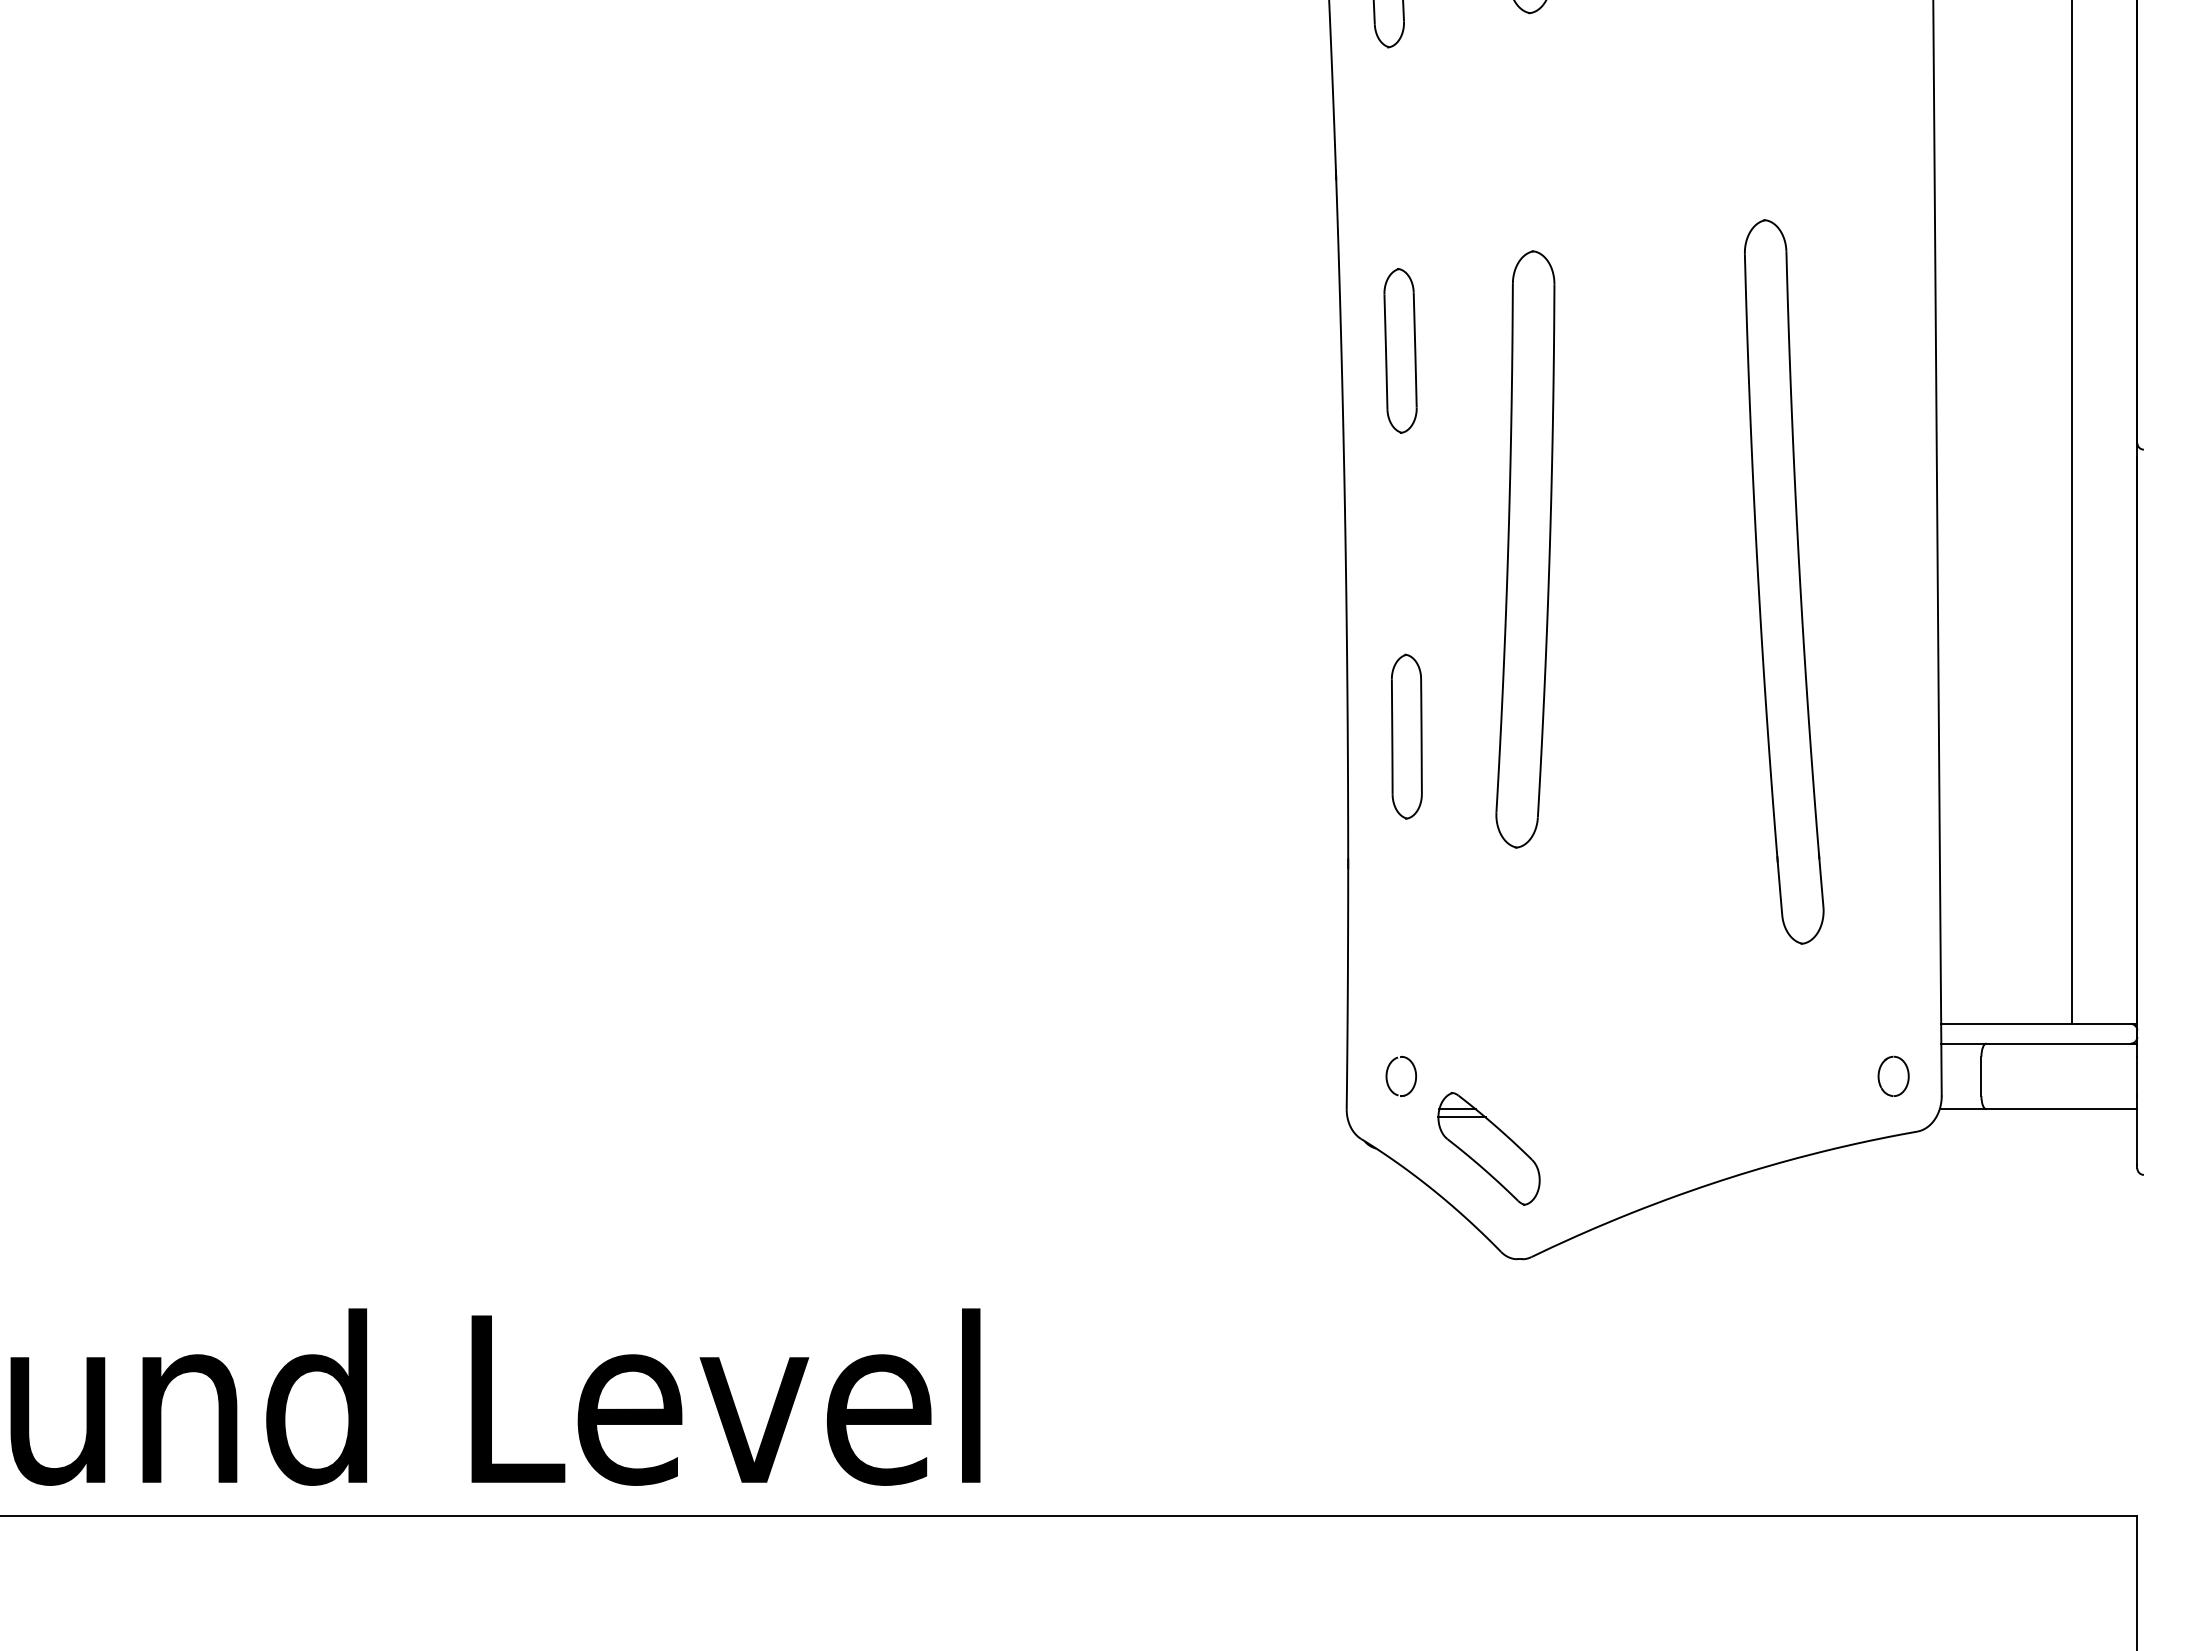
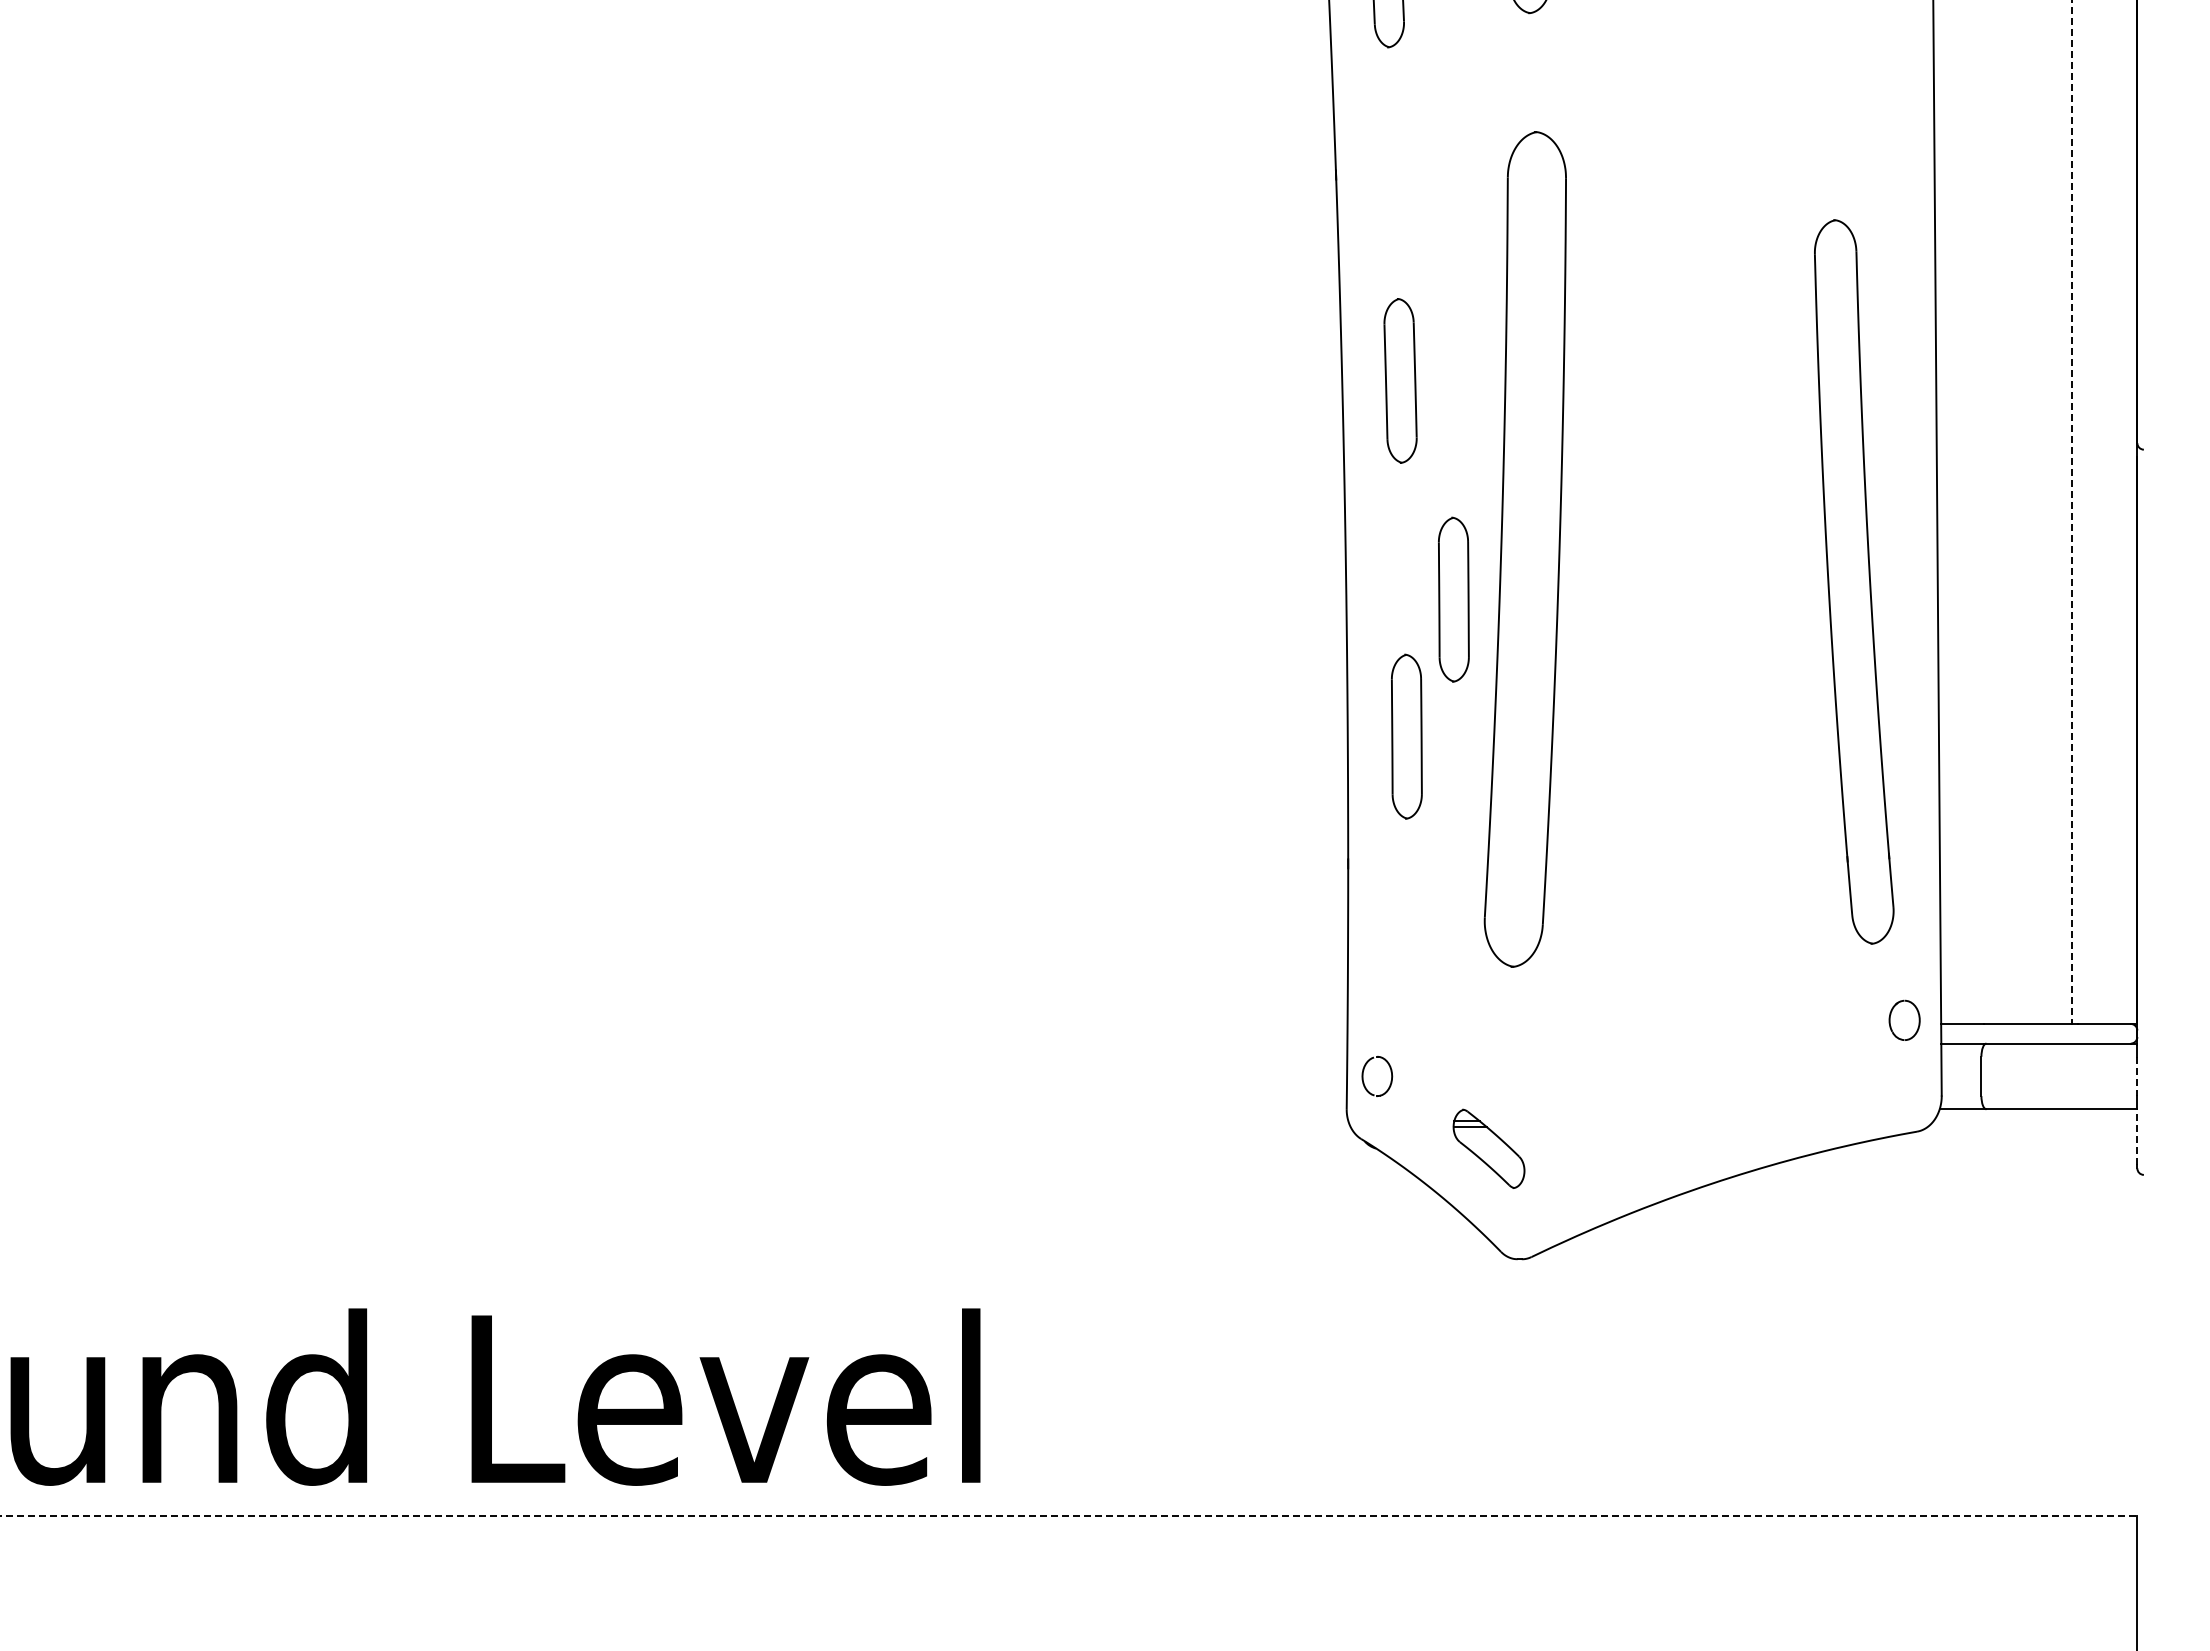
part position: (1400, 350) -> (1400, 380) (1400, 380)
line: solid -> dashed (2071, 512)
part size: 61x599 px -> 84x837 px (1524, 549)
part position: (1784, 581) -> (1854, 581) (1854, 581)
part: none -> present (1453, 599)
part position: (1893, 1075) -> (1904, 1019) (1904, 1019)
line: solid -> dashed (2137, 1076)
part position: (1414, 1080) -> (1390, 1080) (1390, 1080)
line: solid -> dashed (2137, 1136)
part size: 104x114 px -> 74x81 px (1488, 1148)
line: solid -> dashed (1069, 1516)
